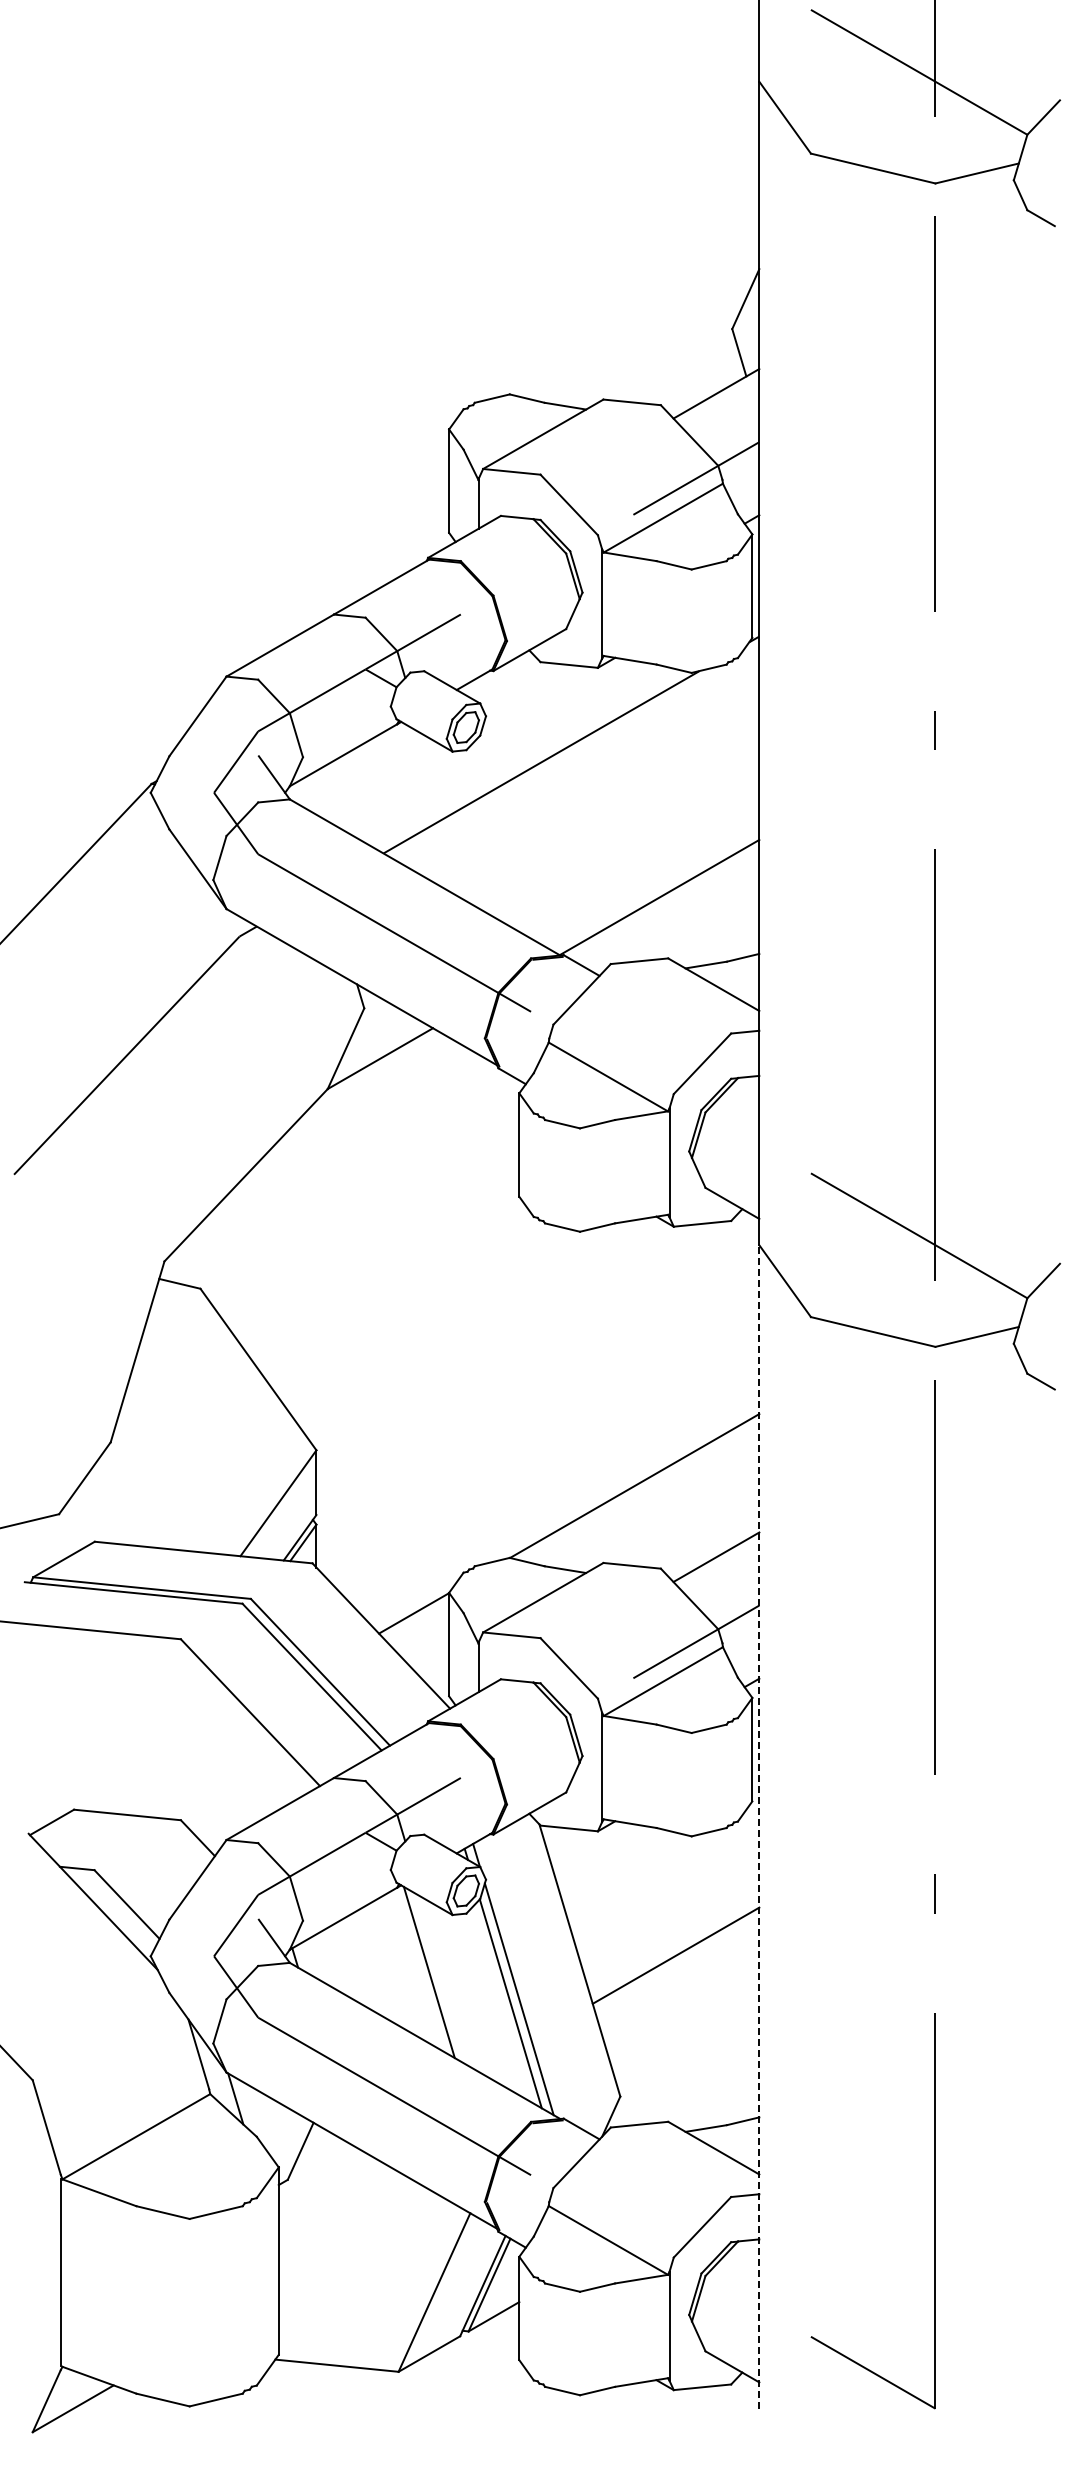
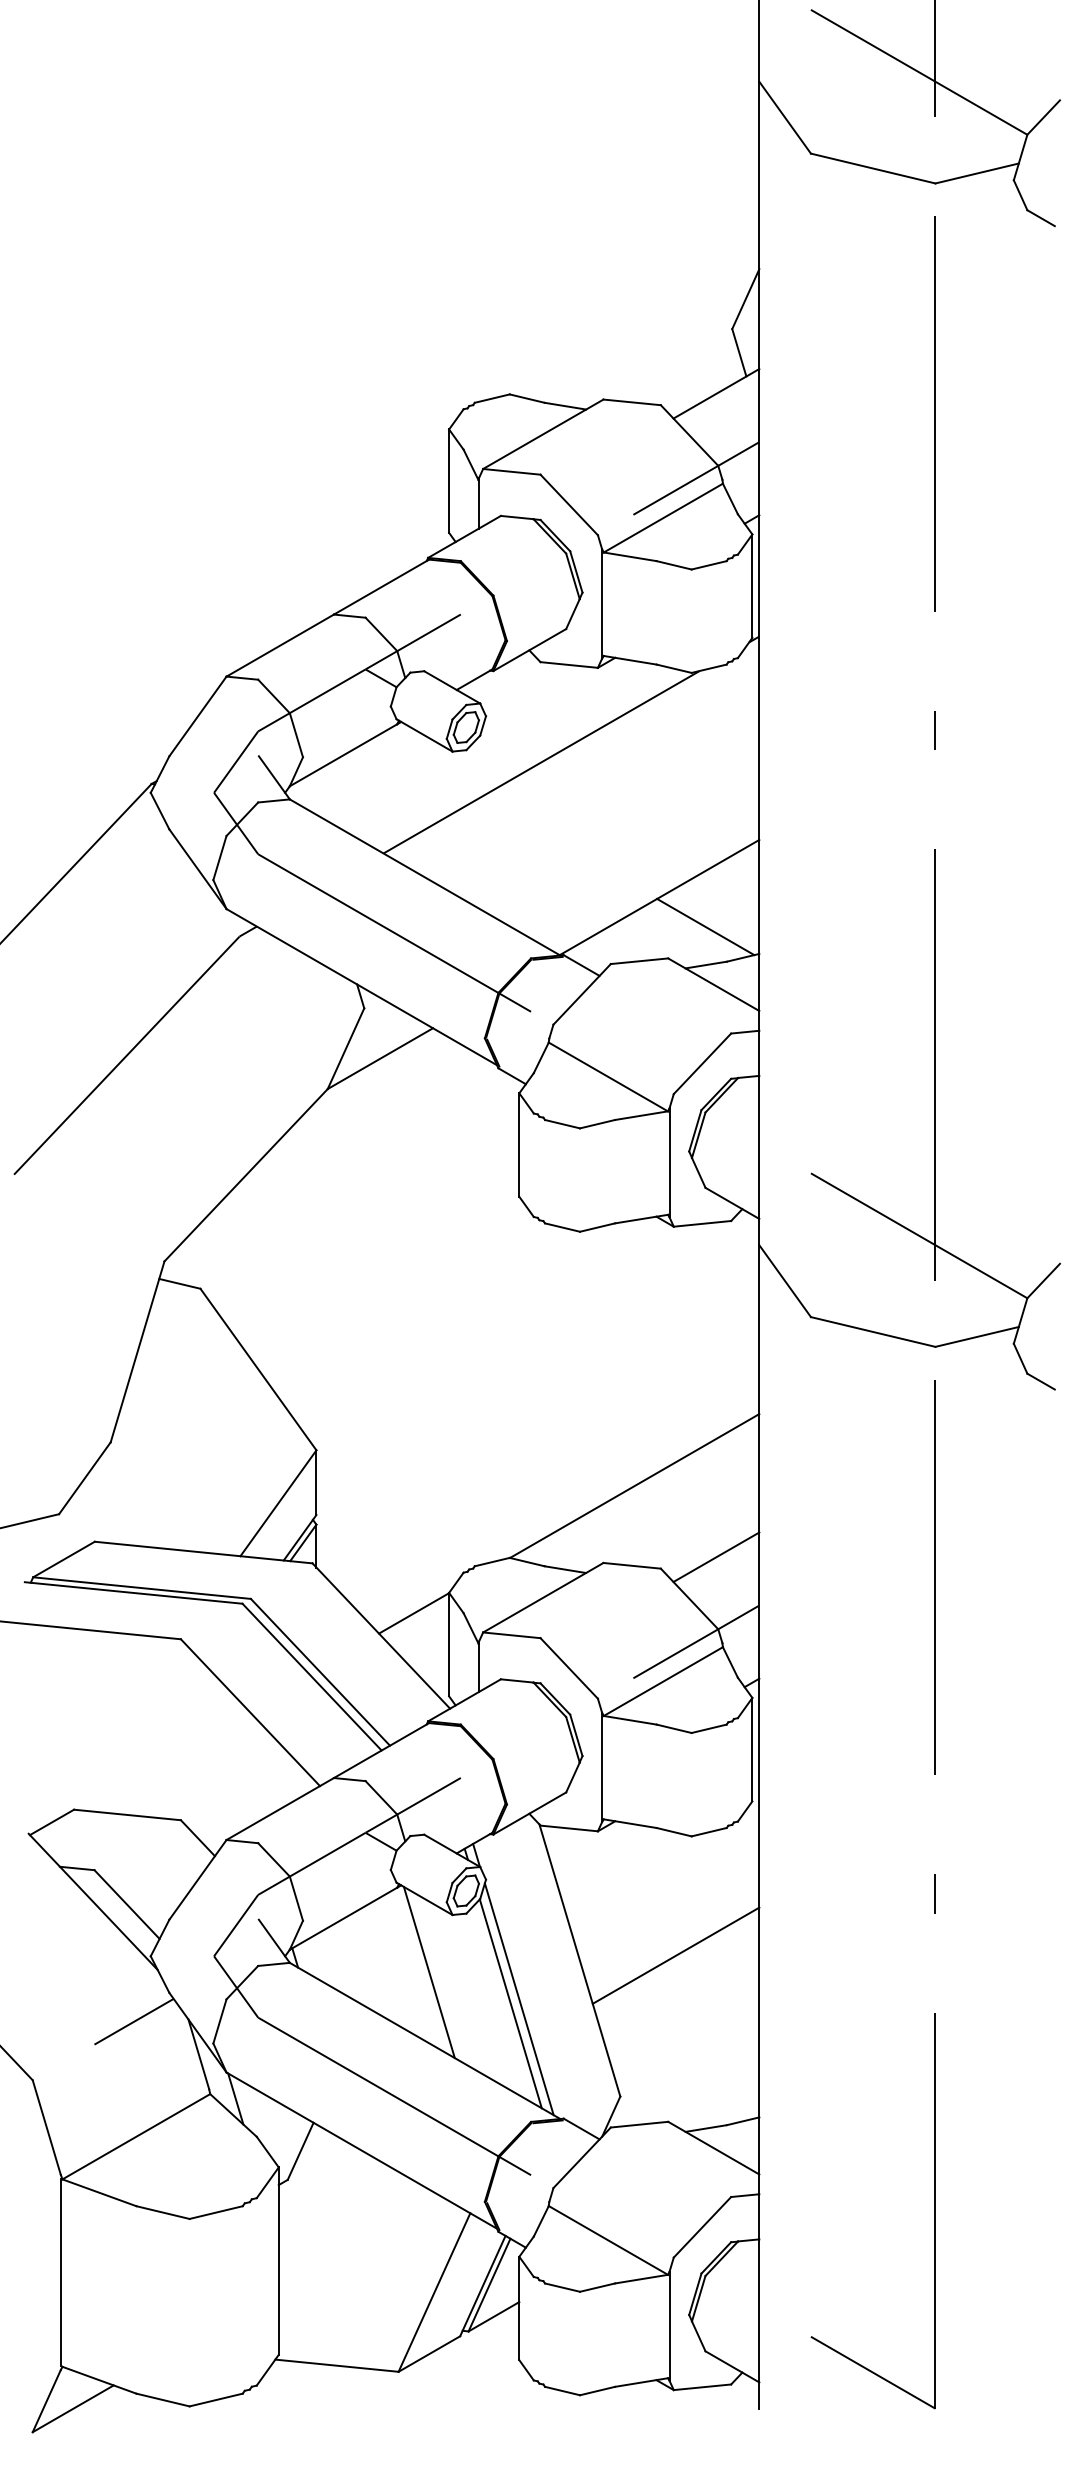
line: none -> present (705, 926)
line: dashed -> solid (759, 1826)
line: none -> present (133, 2021)
